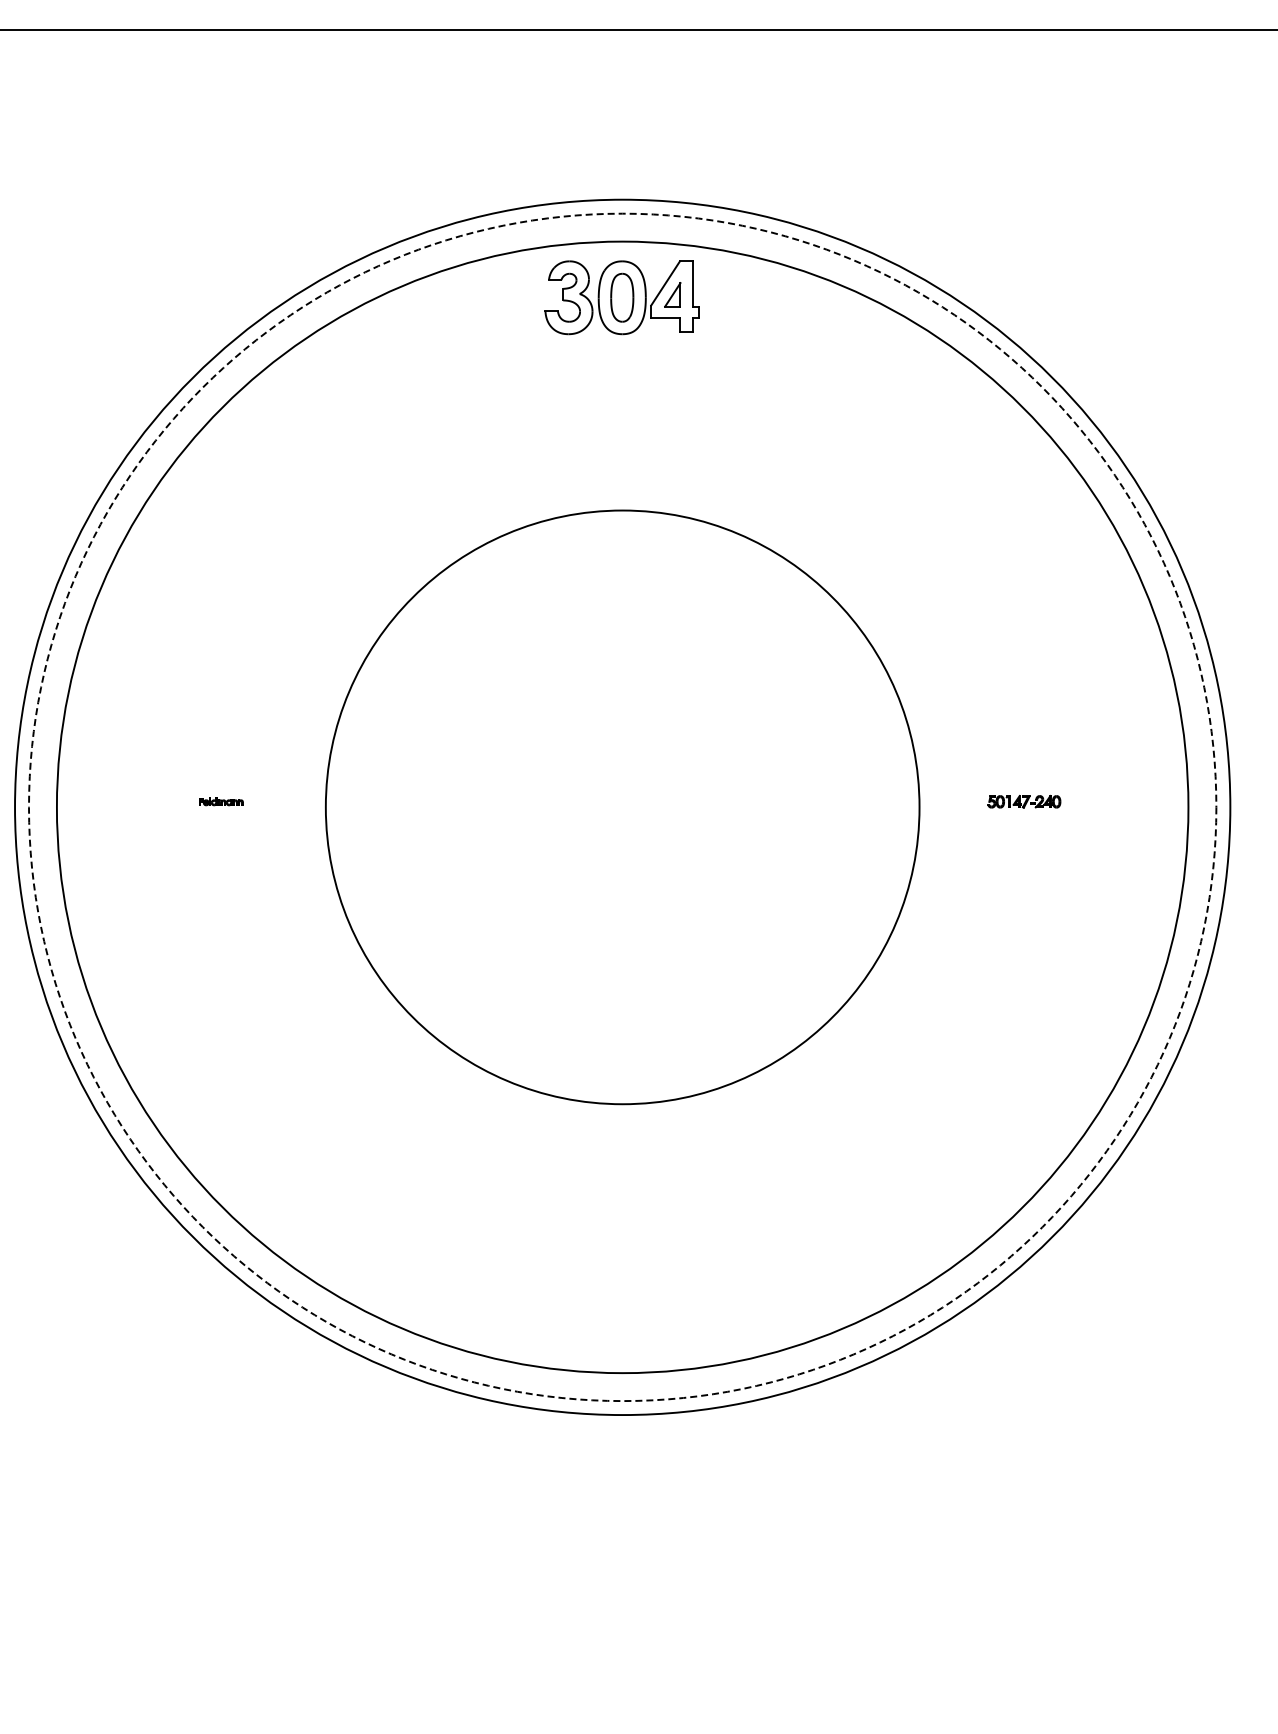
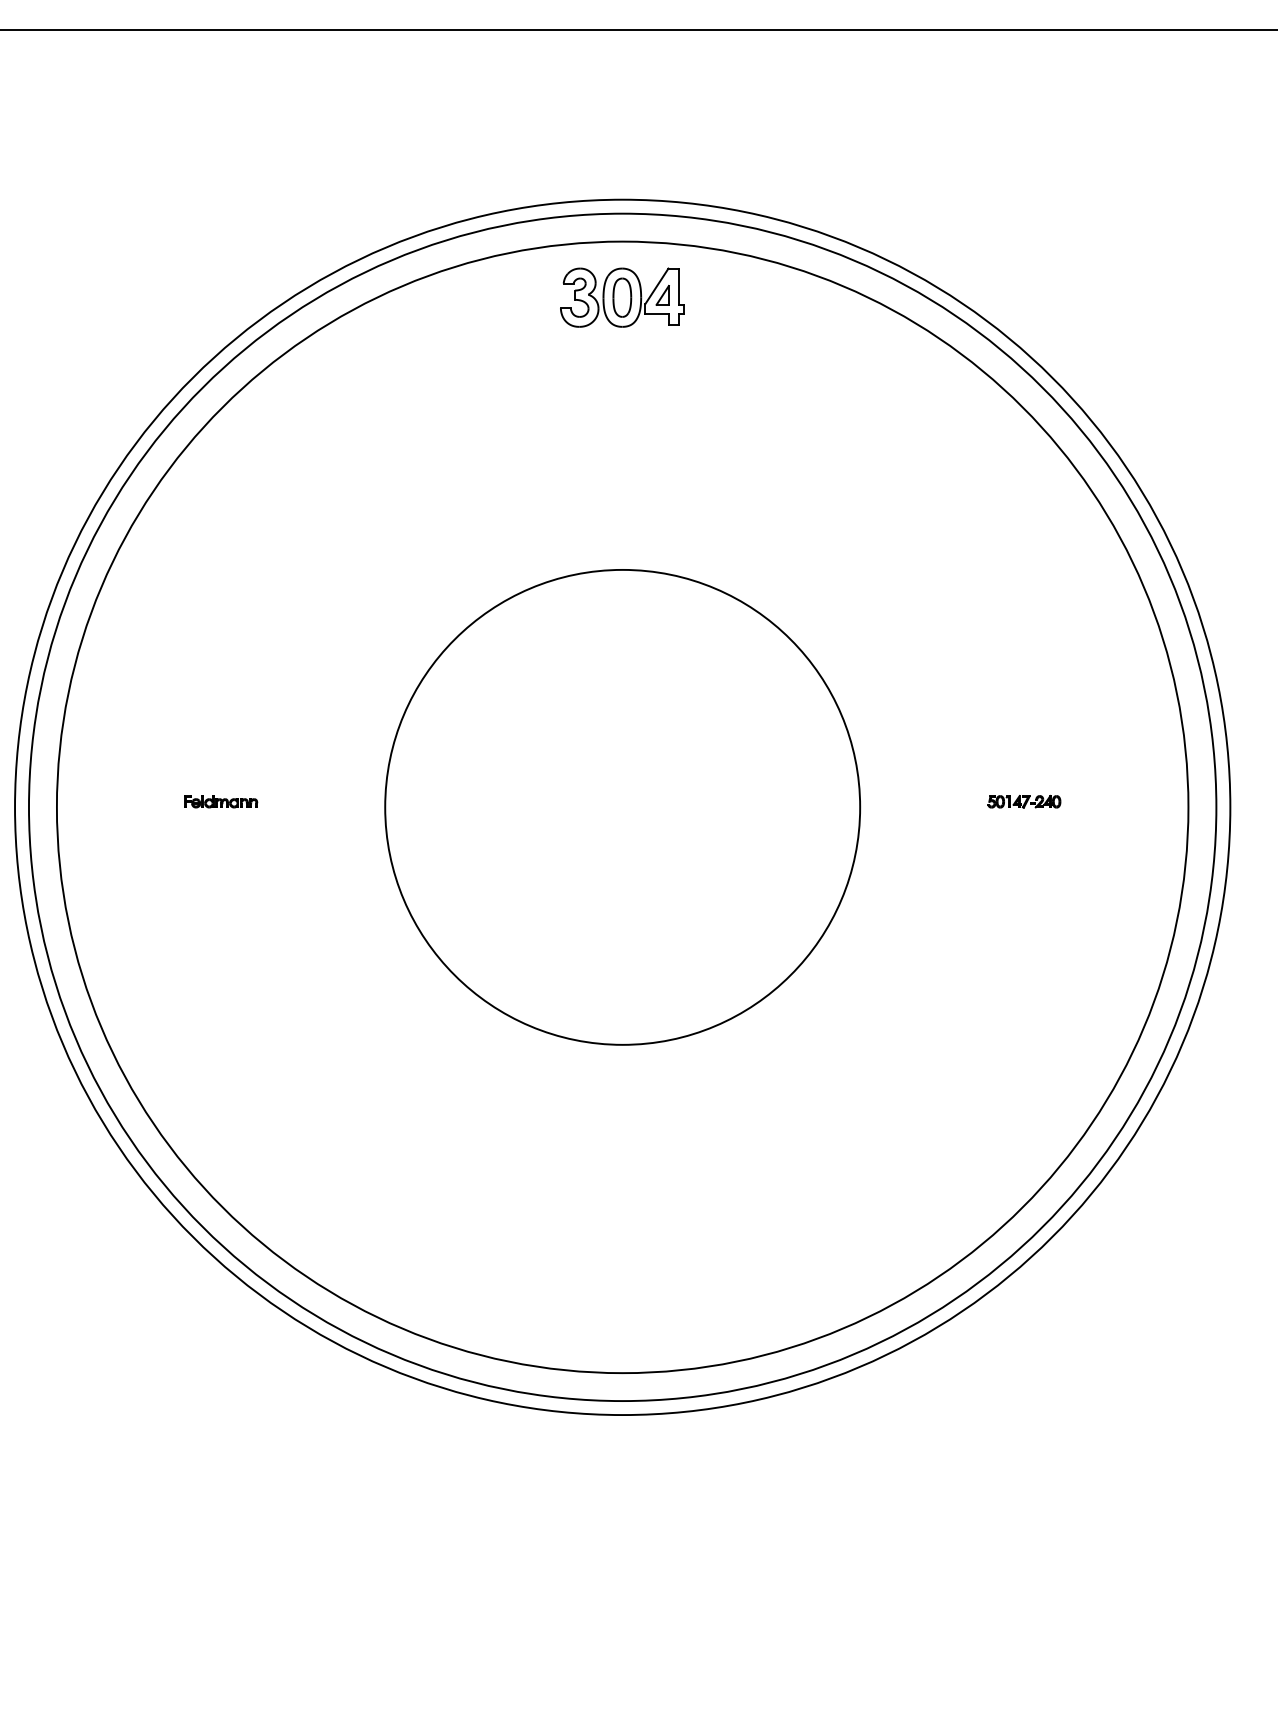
part size: 156x76 px -> 125x61 px (622, 297)
part size: 45x10 px -> 75x14 px (221, 801)
circle diameter: 594 px -> 475 px (622, 806)
circle: dashed -> solid (622, 807)
